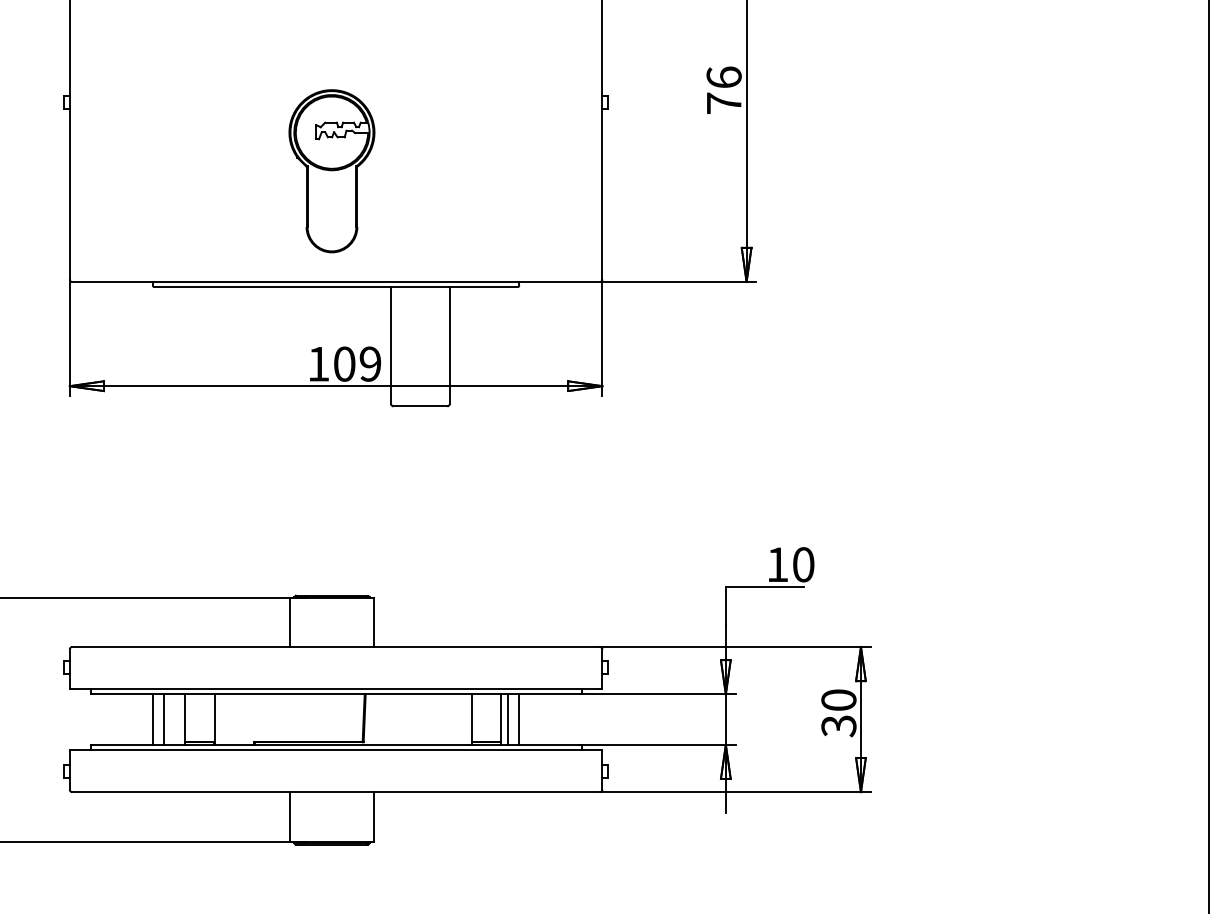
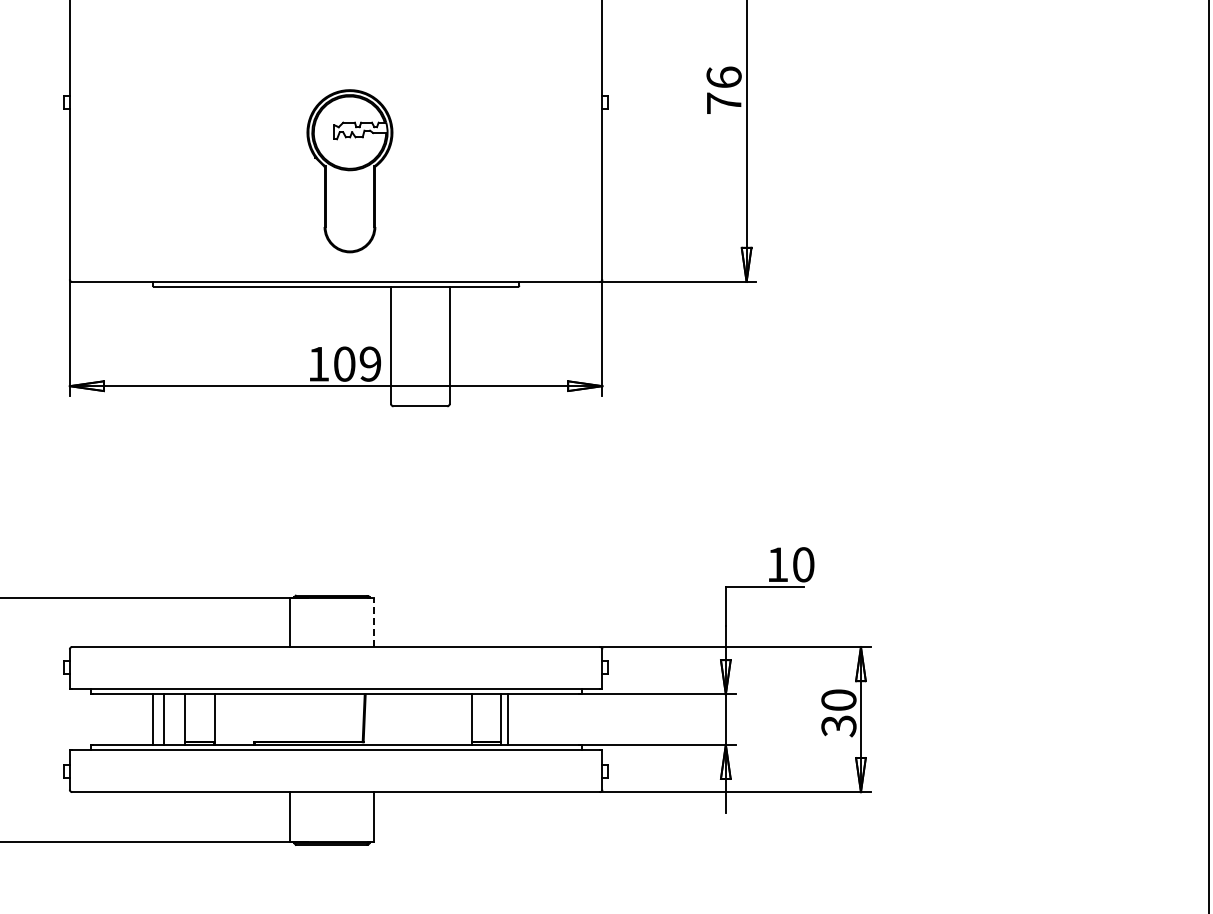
part position: (331, 171) -> (349, 171) (349, 171)
line: solid -> dashed (373, 622)
line: present -> none (519, 719)
